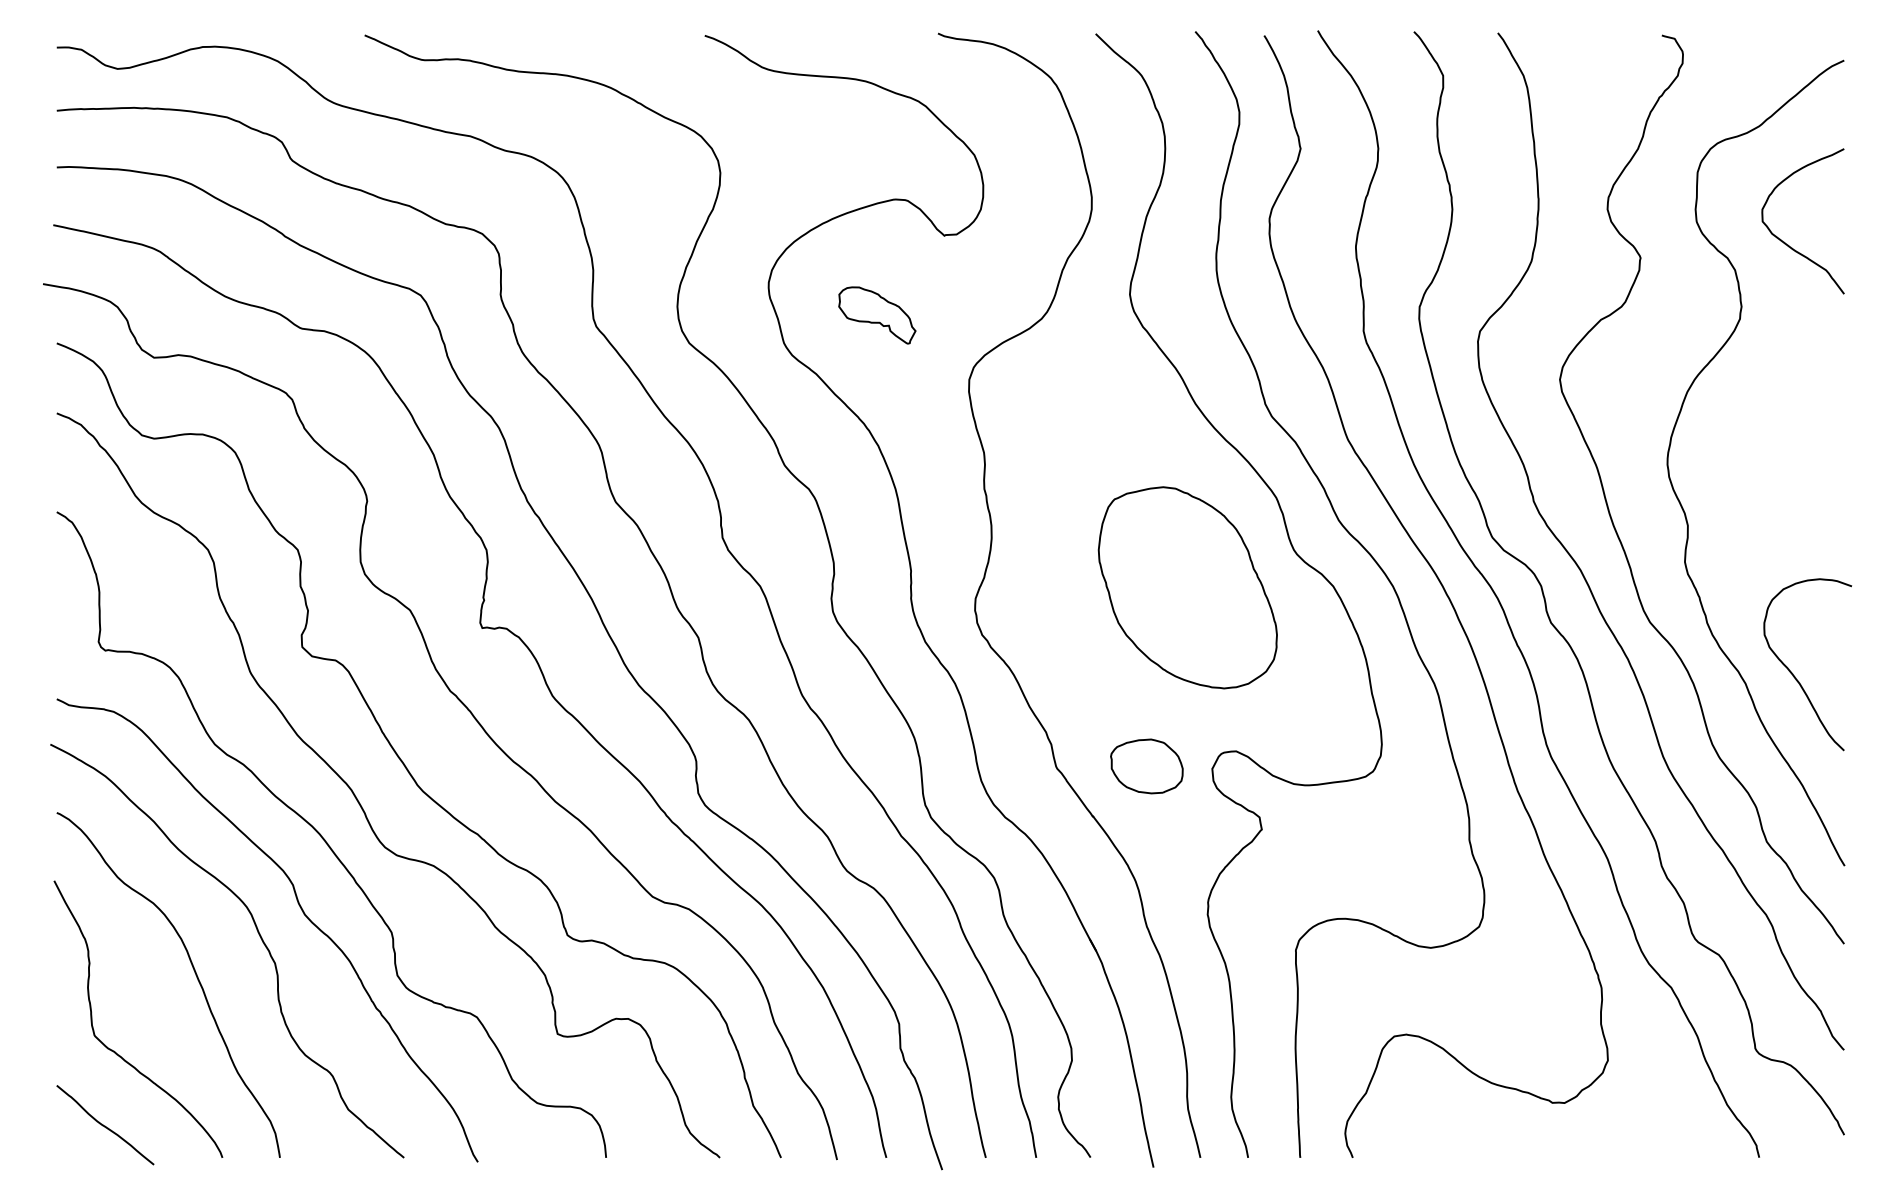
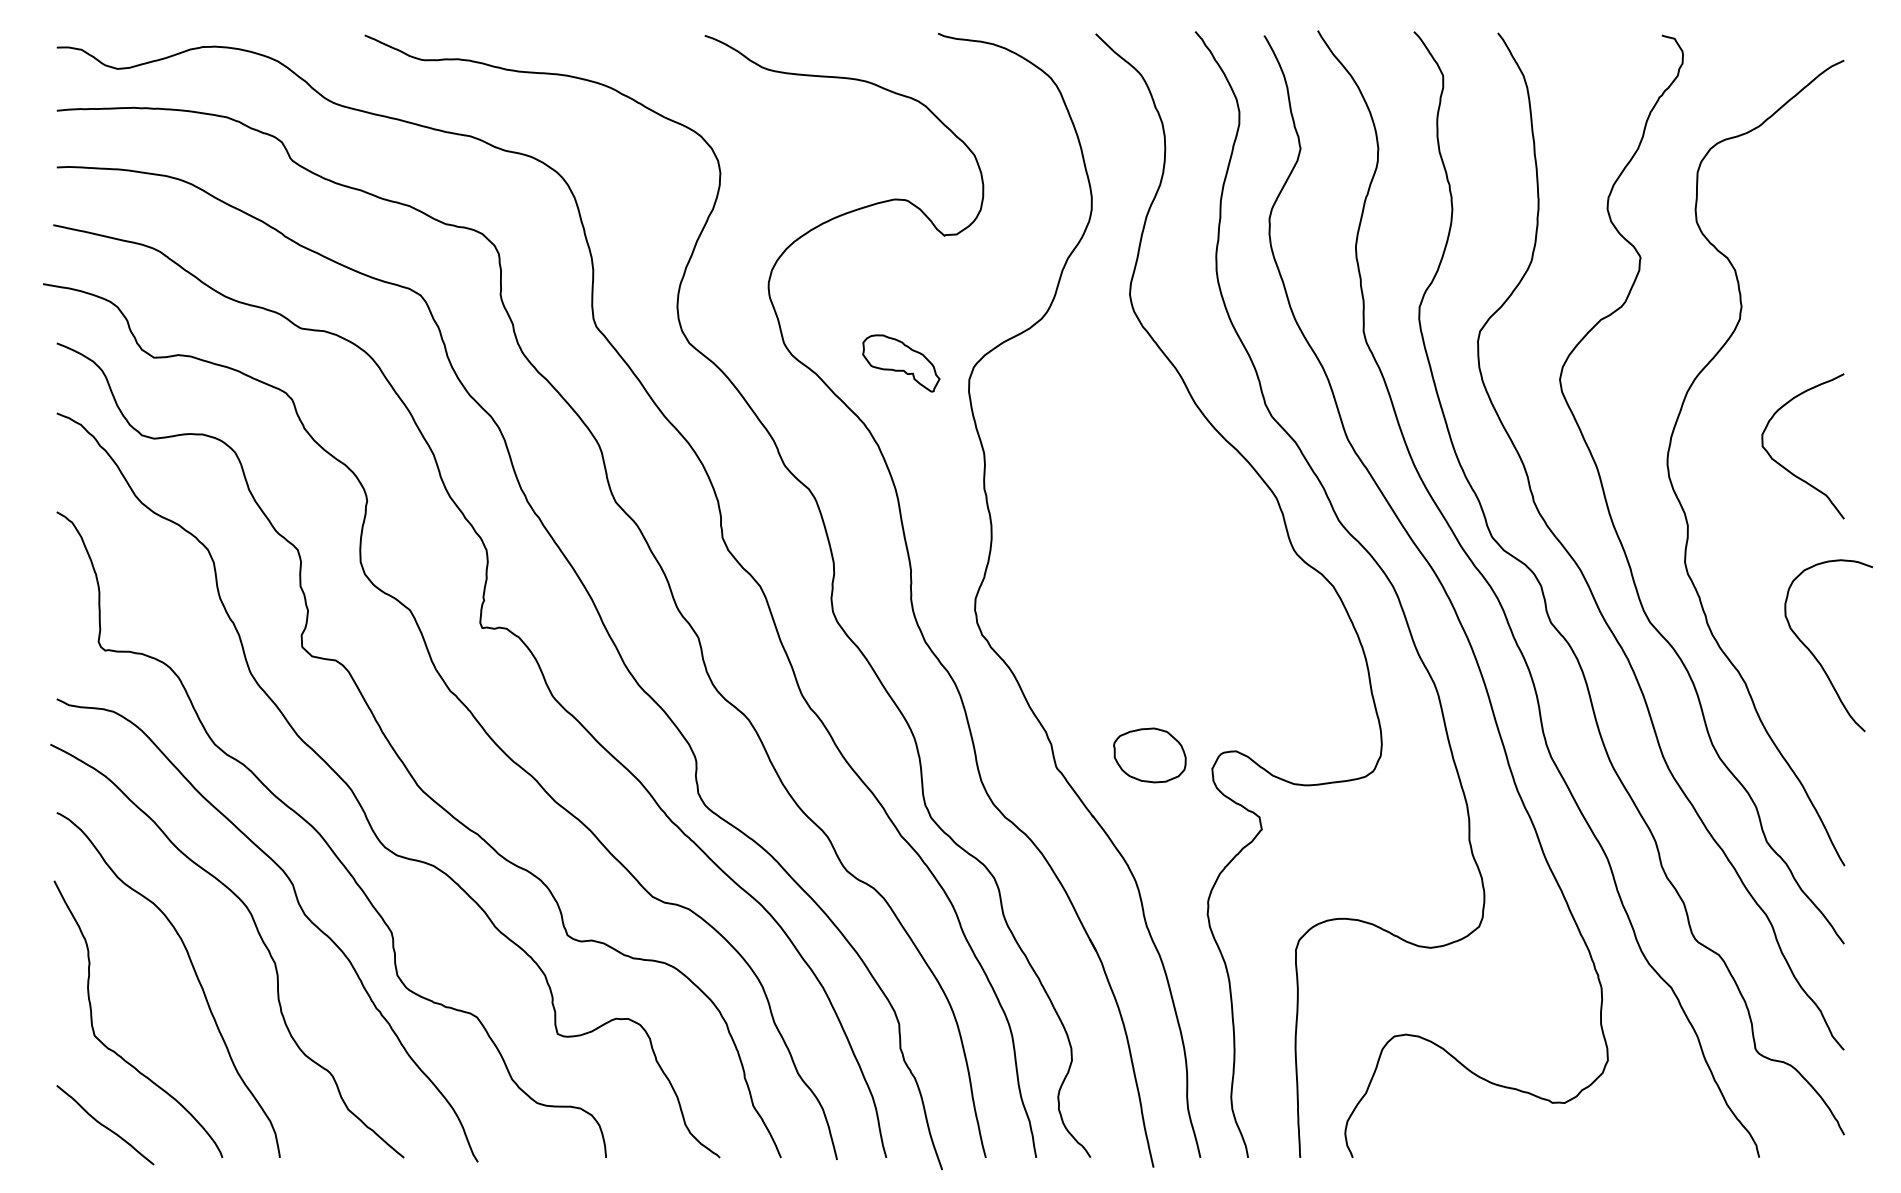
curve position: (1784, 241) -> (1784, 466) (1784, 466)
part position: (877, 315) -> (901, 363) (901, 363)
part: present -> none (1187, 587)
curve position: (1793, 673) -> (1814, 654) (1814, 654)
part position: (1146, 766) -> (1149, 755) (1149, 755)
